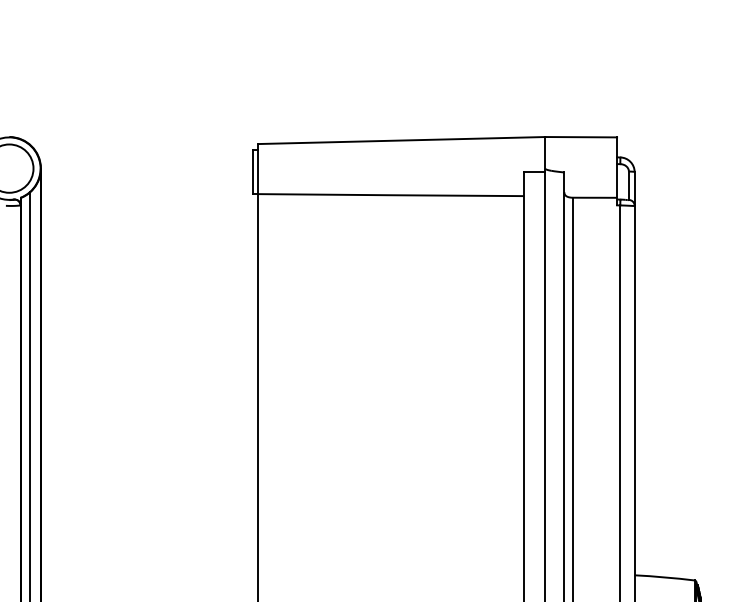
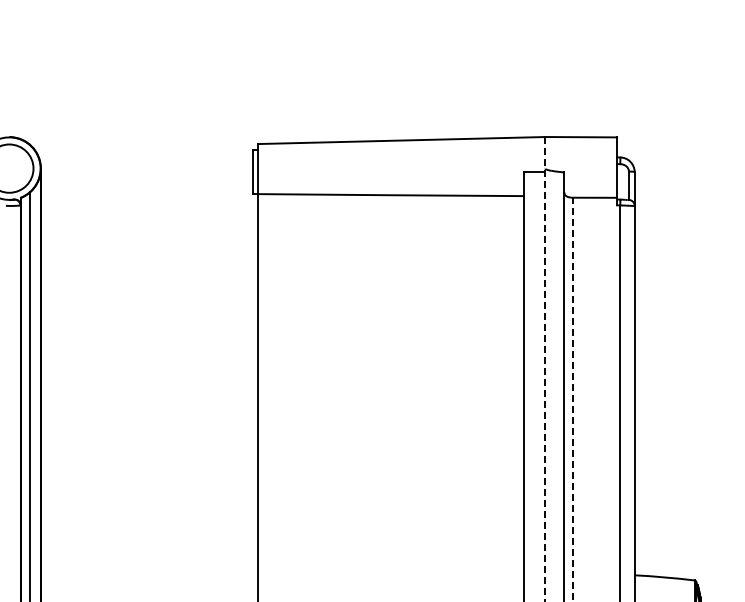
line: solid -> dashed (545, 370)
line: solid -> dashed (572, 399)
